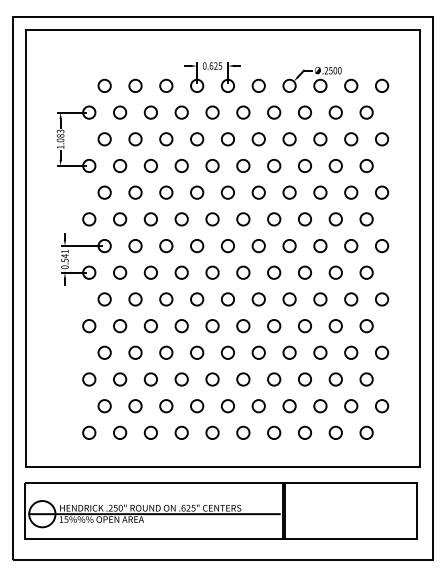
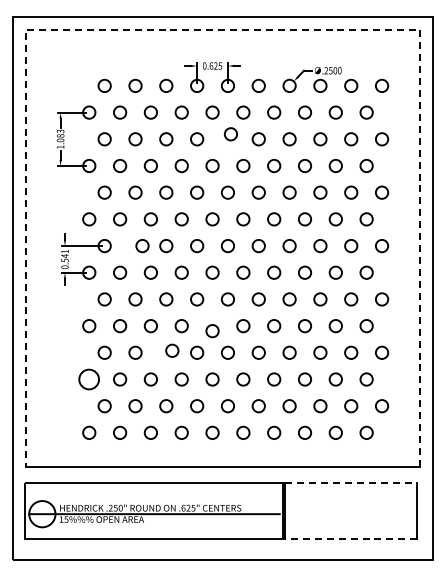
line: solid -> dashed (222, 29)
circle position: (227, 139) -> (230, 134) (230, 134)
circle position: (135, 246) -> (142, 246) (142, 246)
circle position: (212, 326) -> (212, 331) (212, 331)
circle position: (166, 352) -> (172, 350) (172, 350)
circle size: 15x15 px -> 22x23 px (88, 379)
line: solid -> dashed (351, 482)
line: solid -> dashed (351, 539)
